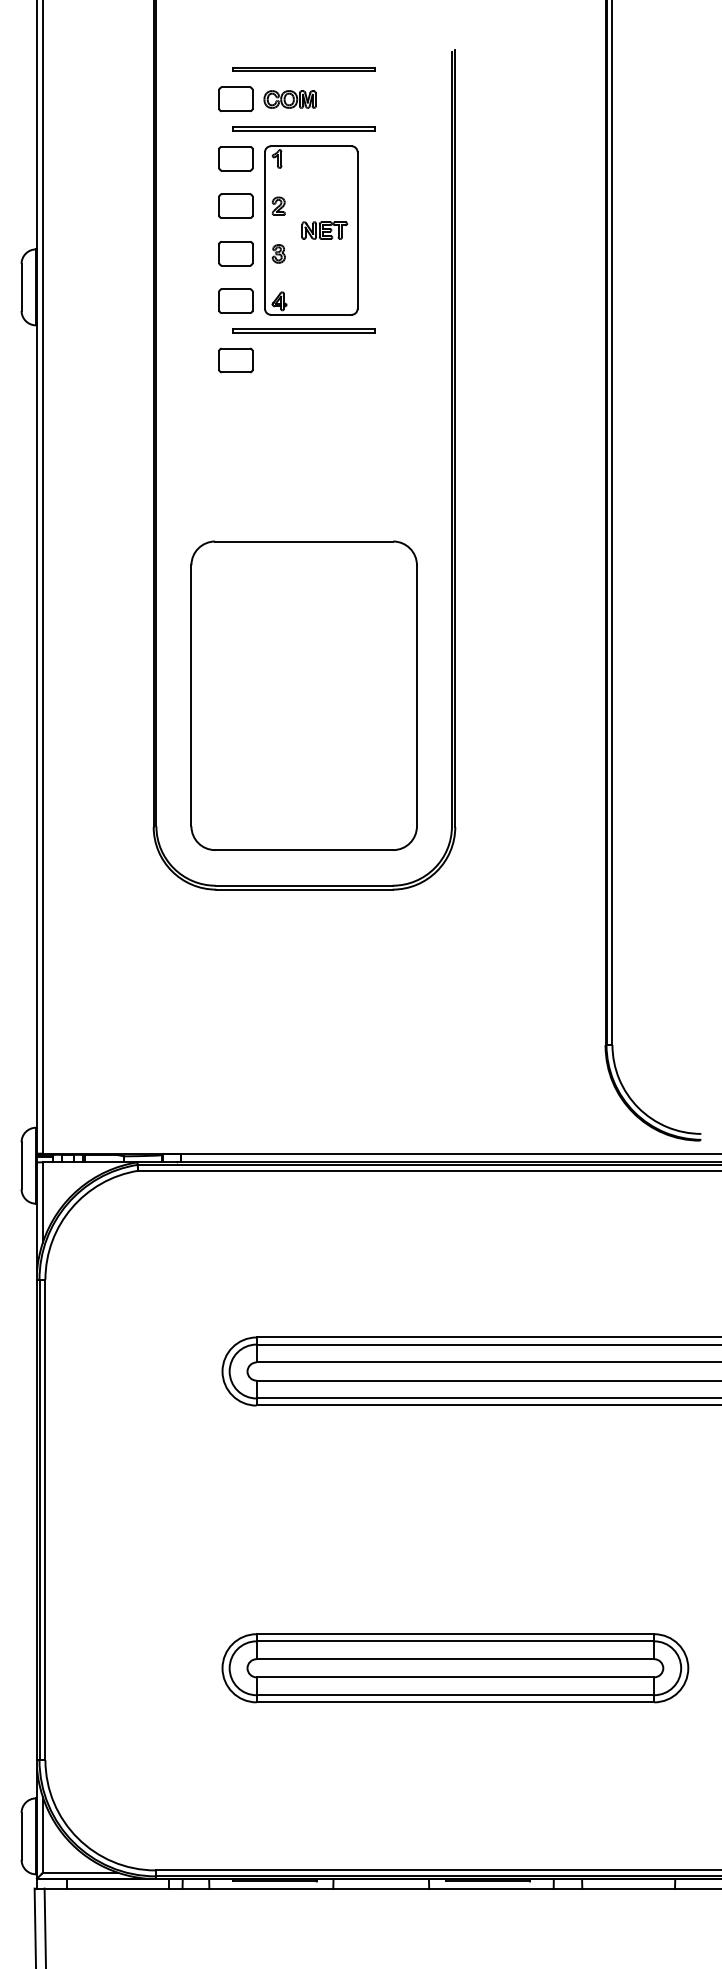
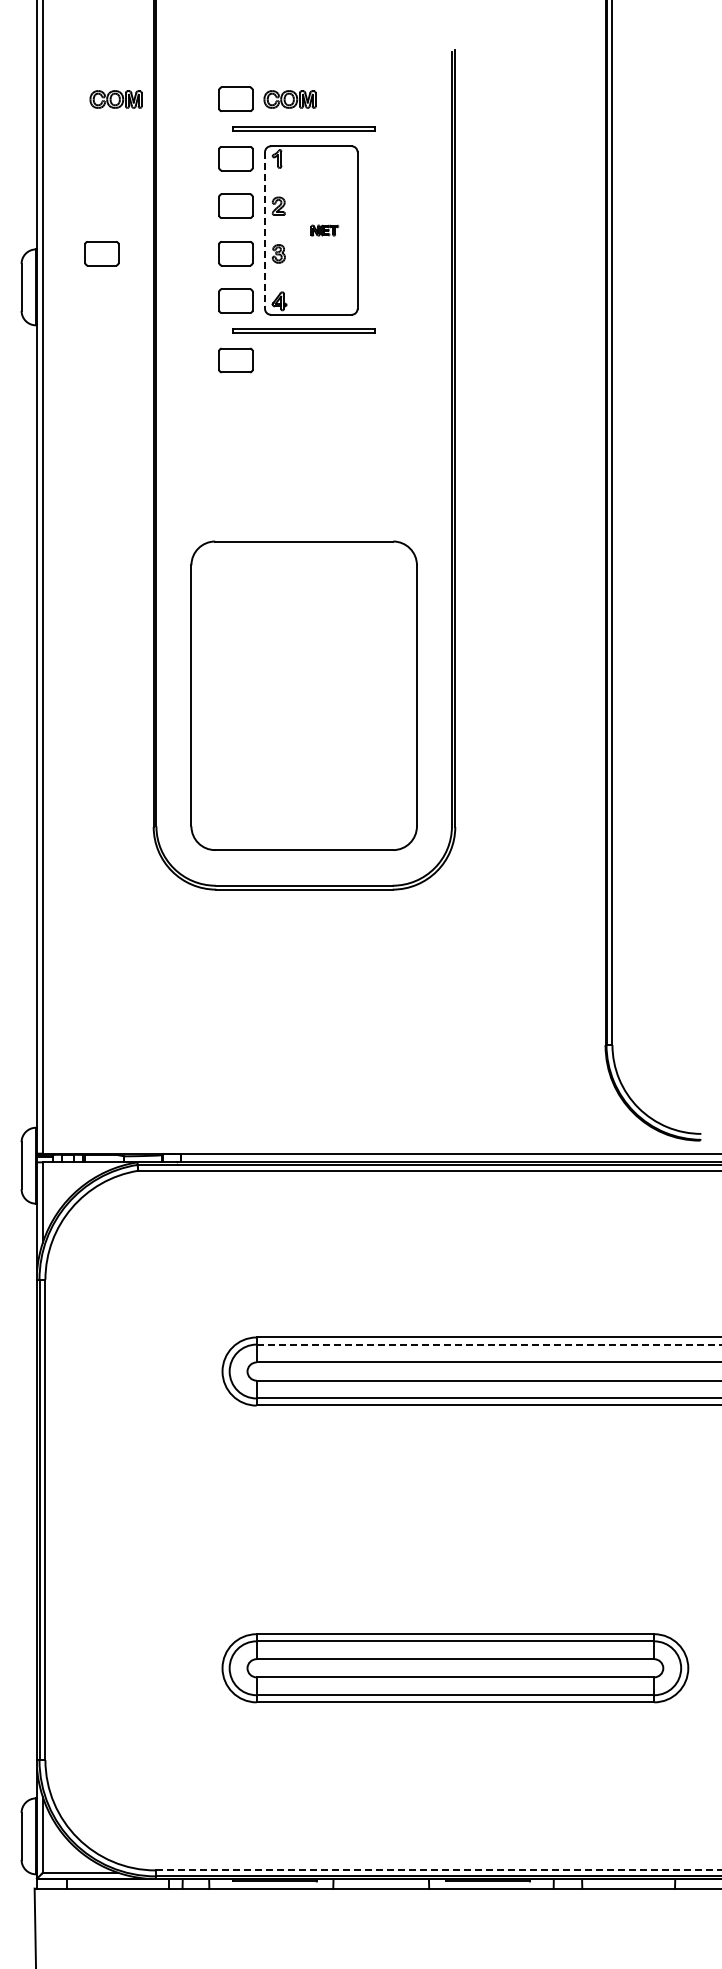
line: present -> none (303, 68)
part: none -> present (115, 99)
part size: 48x19 px -> 30x13 px (324, 230)
line: solid -> dashed (265, 231)
part: none -> present (101, 253)
line: solid -> dashed (489, 1344)
line: solid -> dashed (438, 1870)
line: present -> none (44, 1926)
